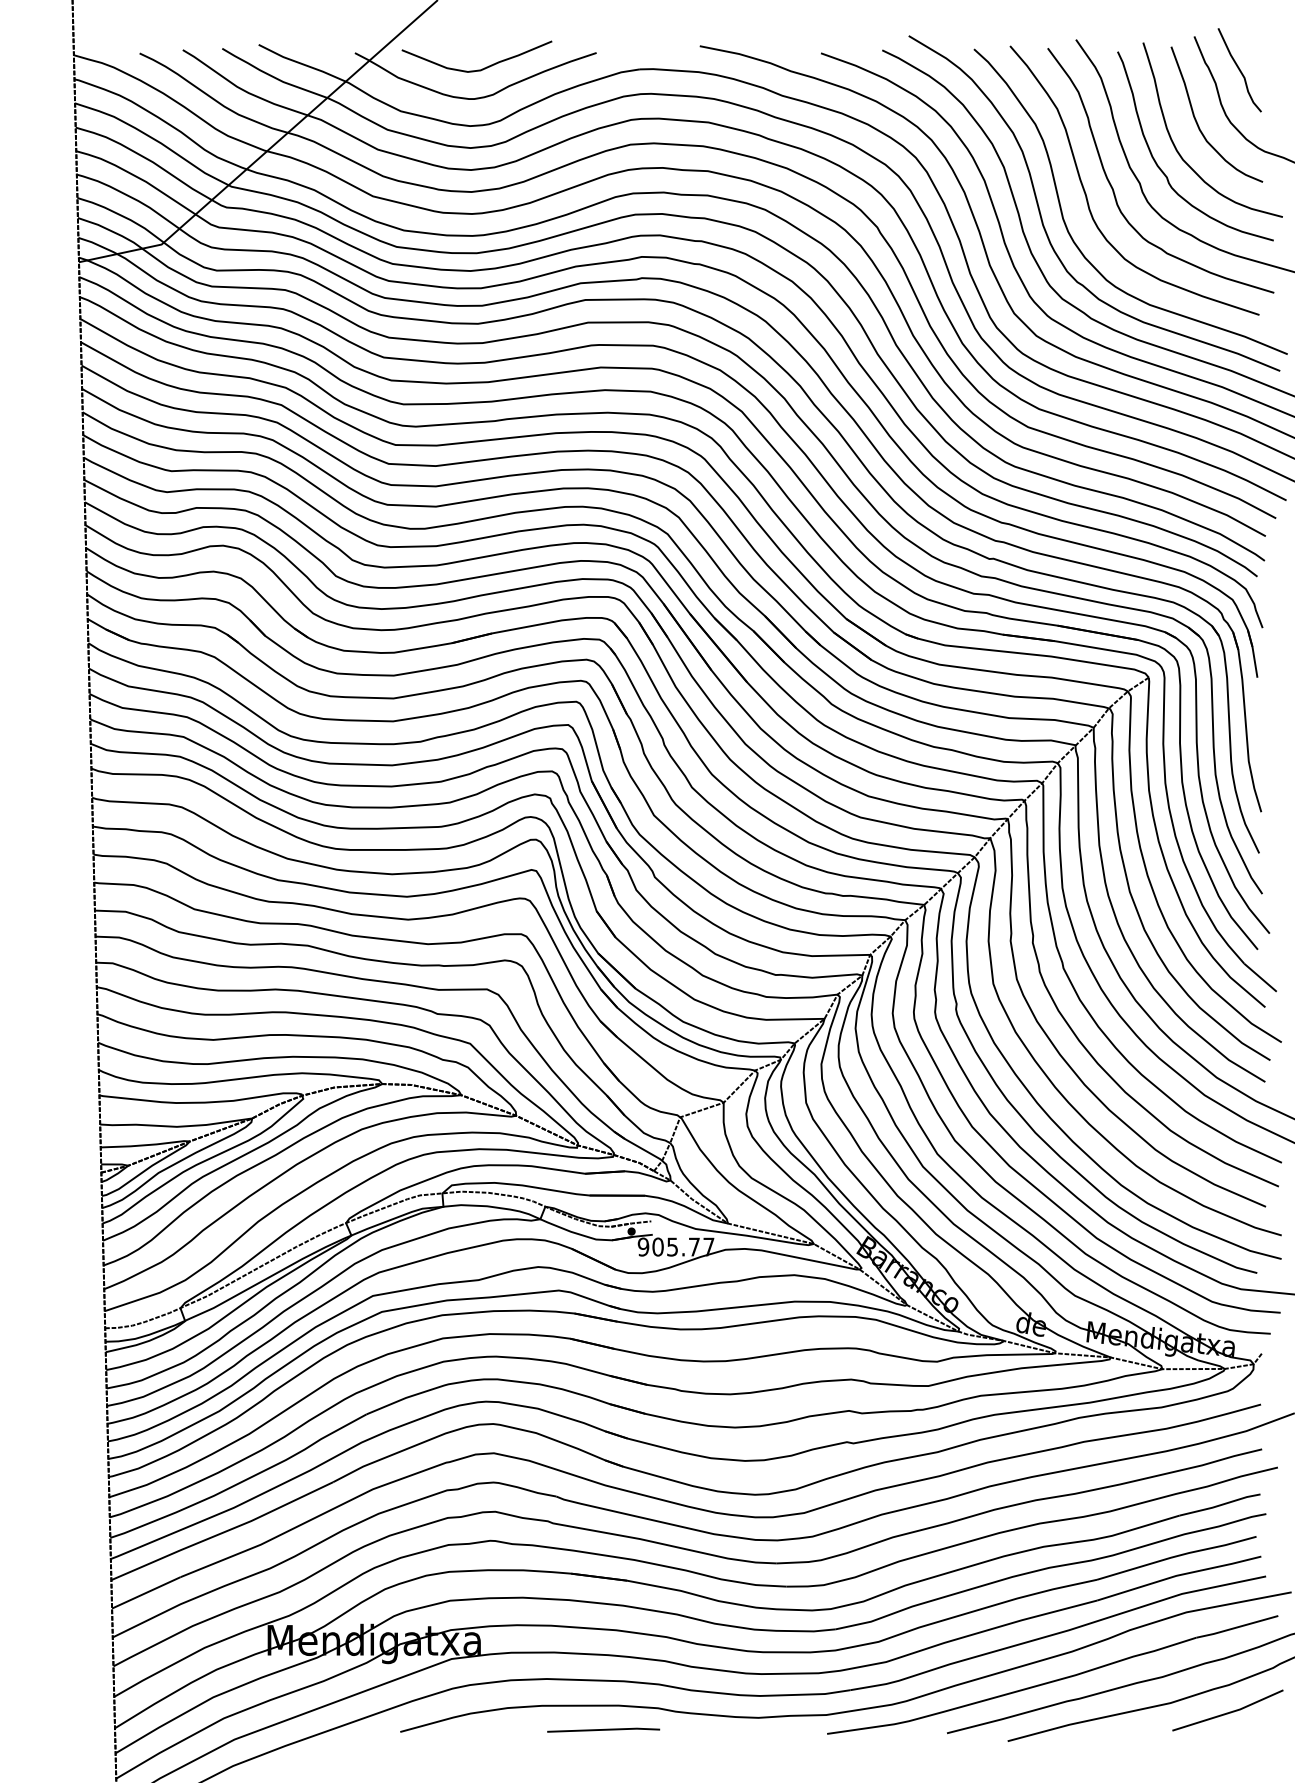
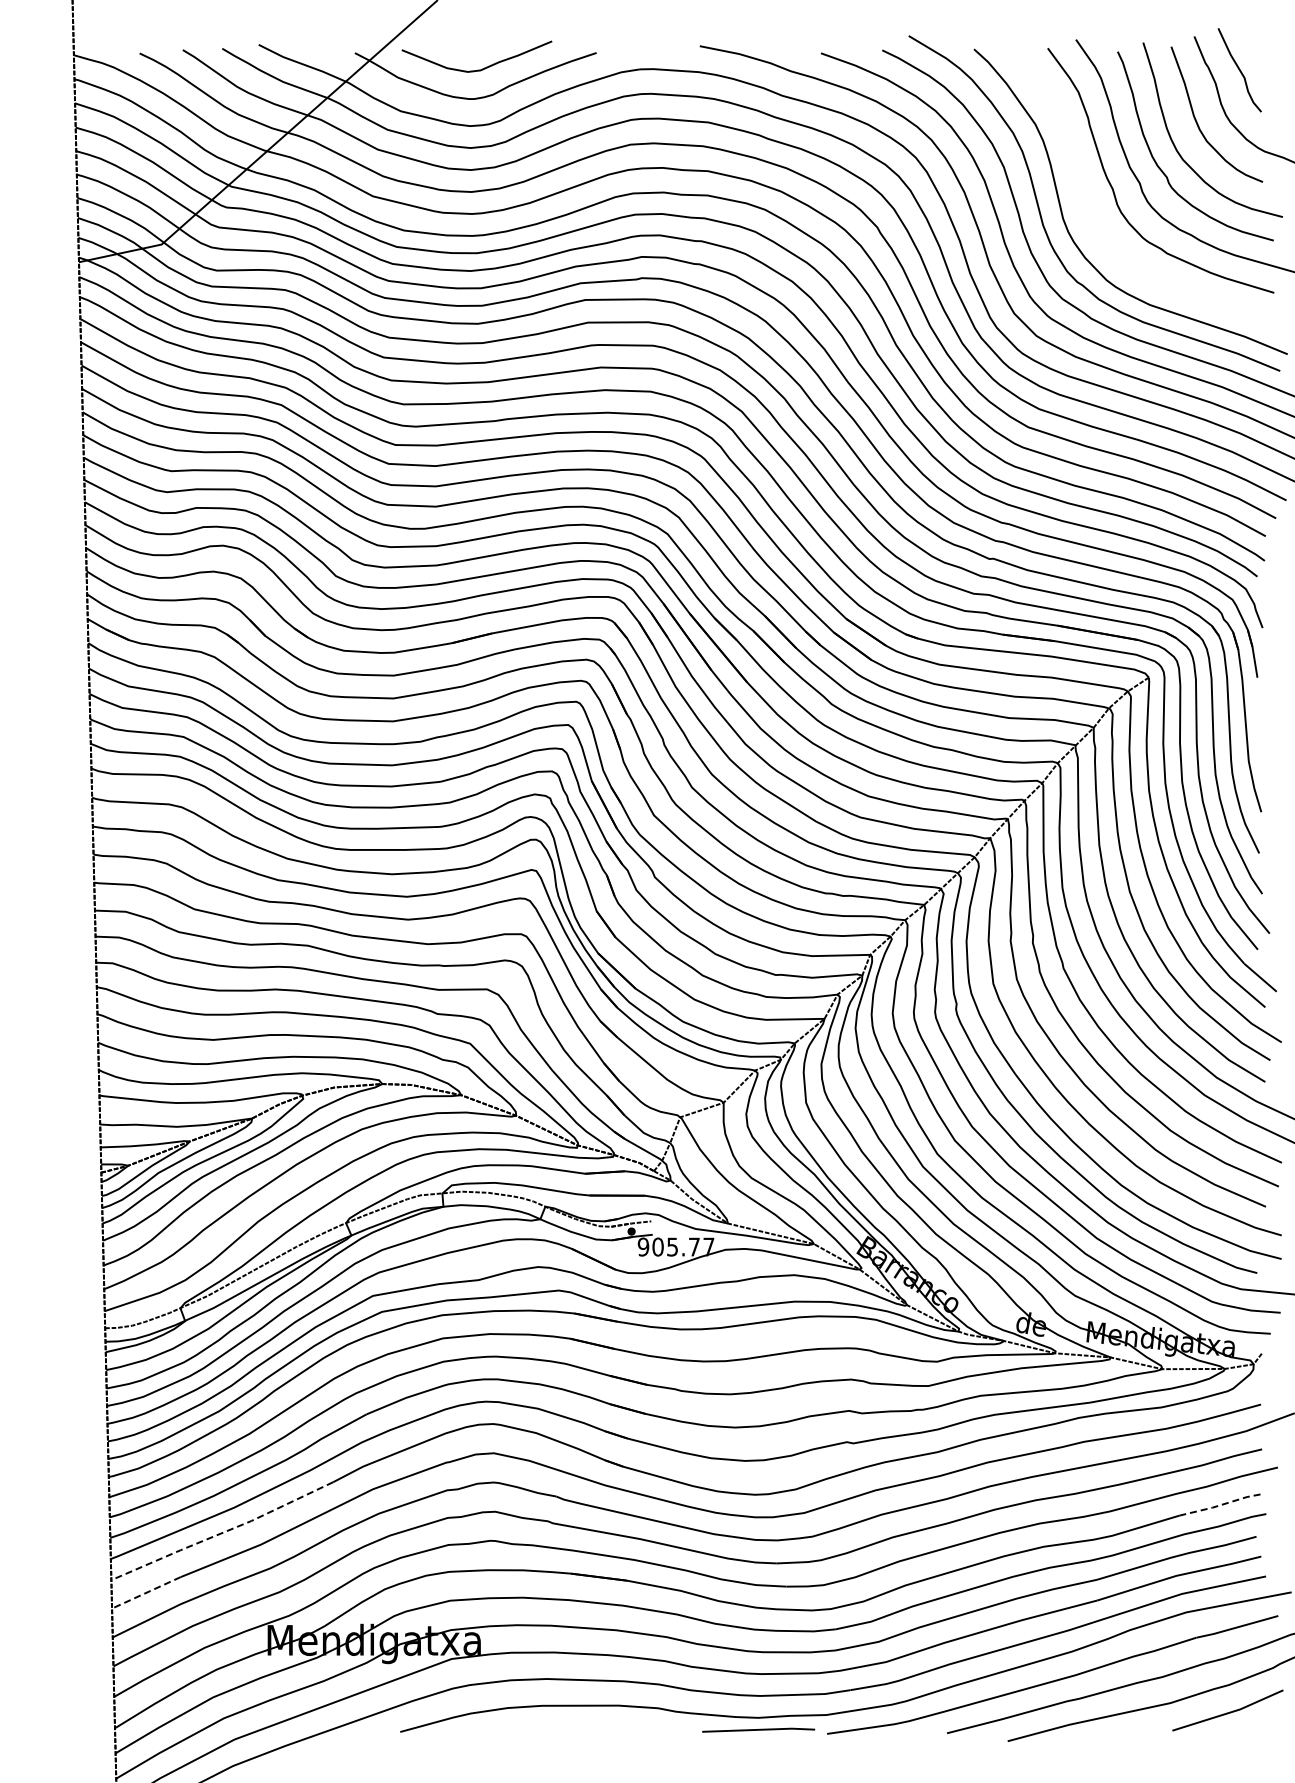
curve: present -> none (1087, 196)
line: solid -> dashed (1219, 1505)
line: solid -> dashed (222, 1532)
line: solid -> dashed (146, 1592)
line position: (603, 1729) -> (758, 1729) (758, 1729)
